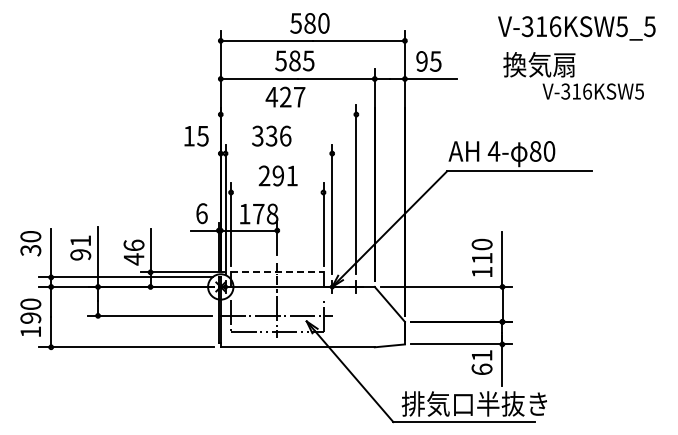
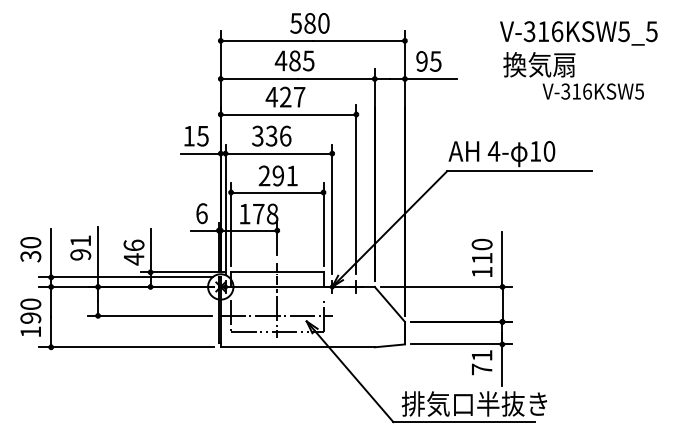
text position: (576, 28) -> (578, 33) (578, 33)
text: 585 -> 485 (280, 60)
line: none -> present (288, 114)
text: 80 -> 10 (535, 151)
line: none -> present (256, 153)
line: none -> present (277, 192)
text position: (30, 243) -> (30, 249) (30, 249)
line: dashed -> solid (277, 272)
text: 61 -> 71 (481, 369)
